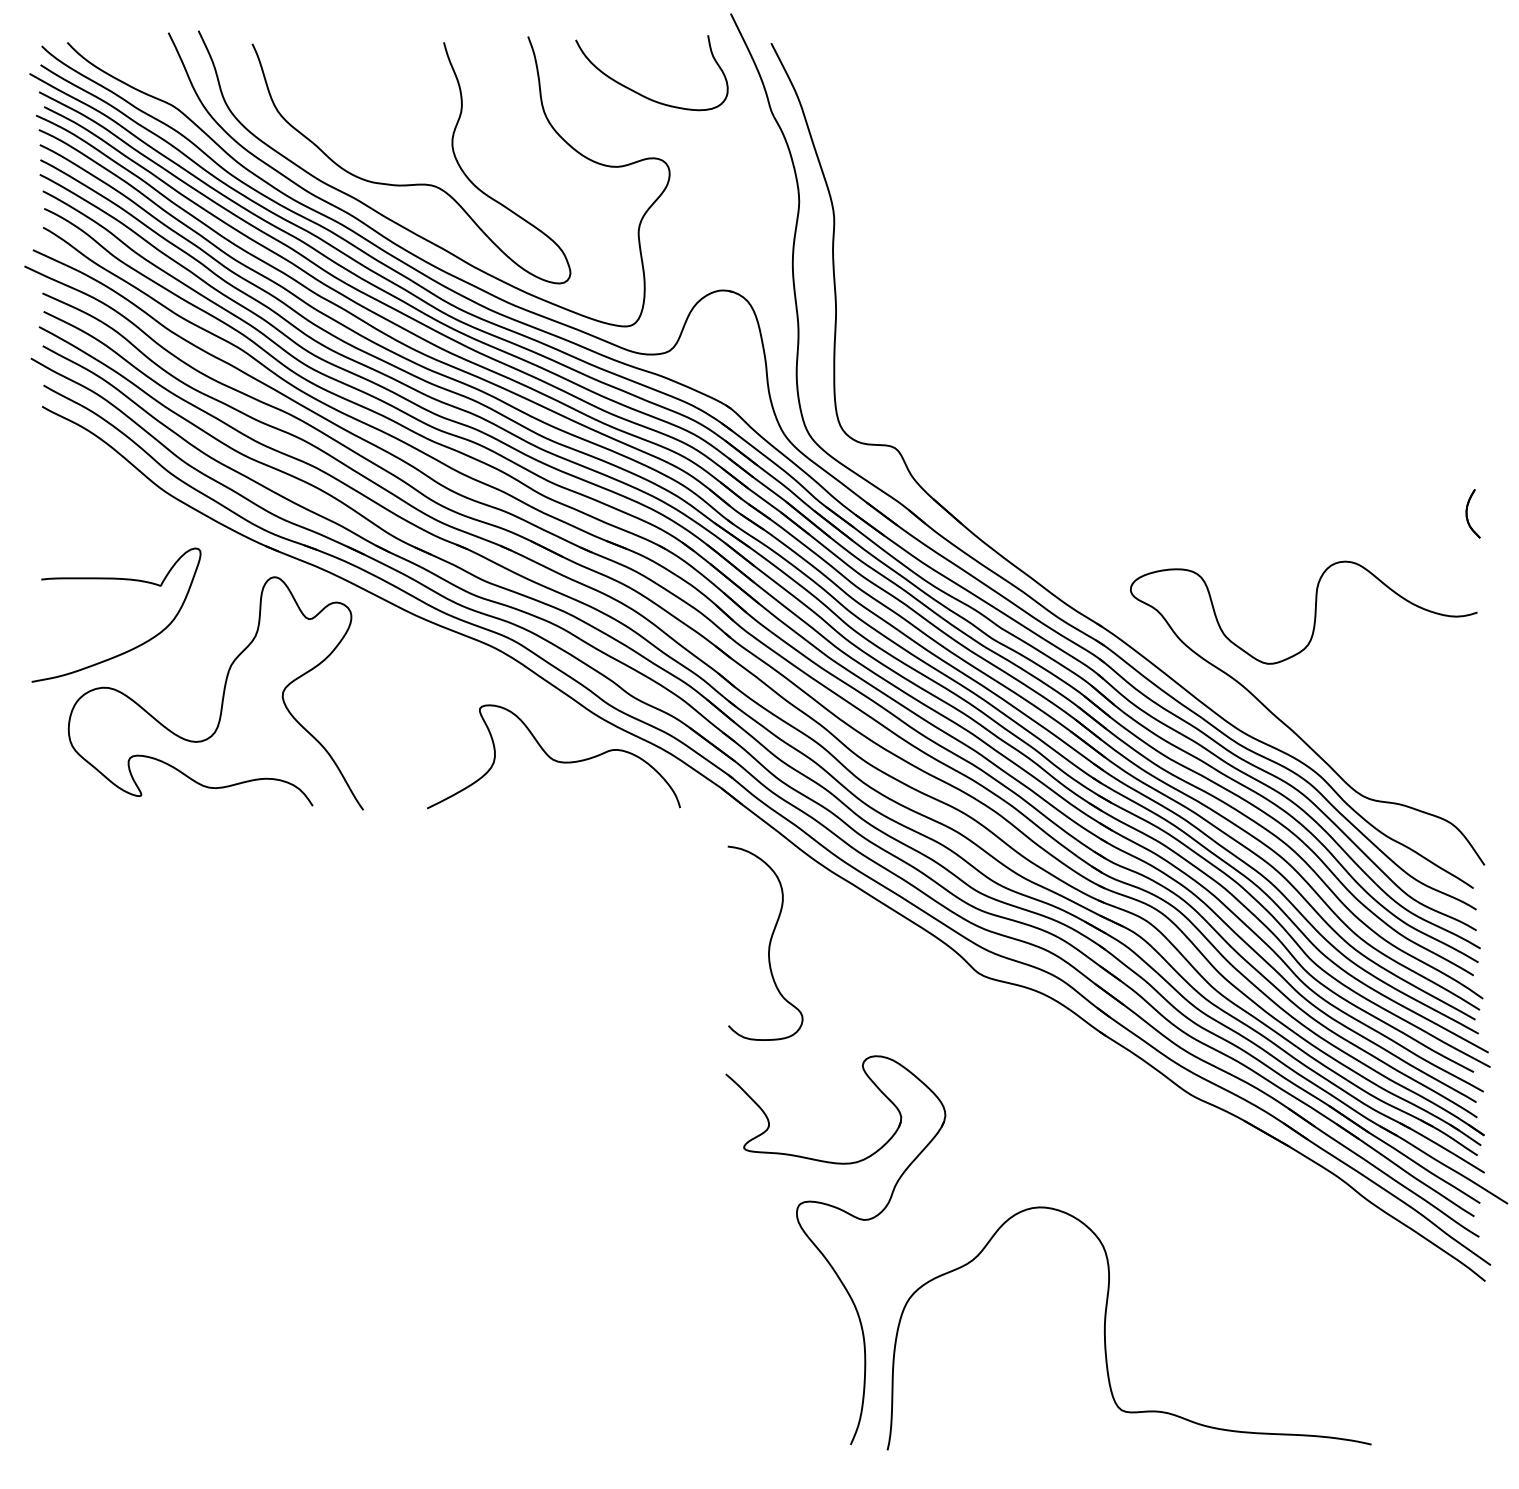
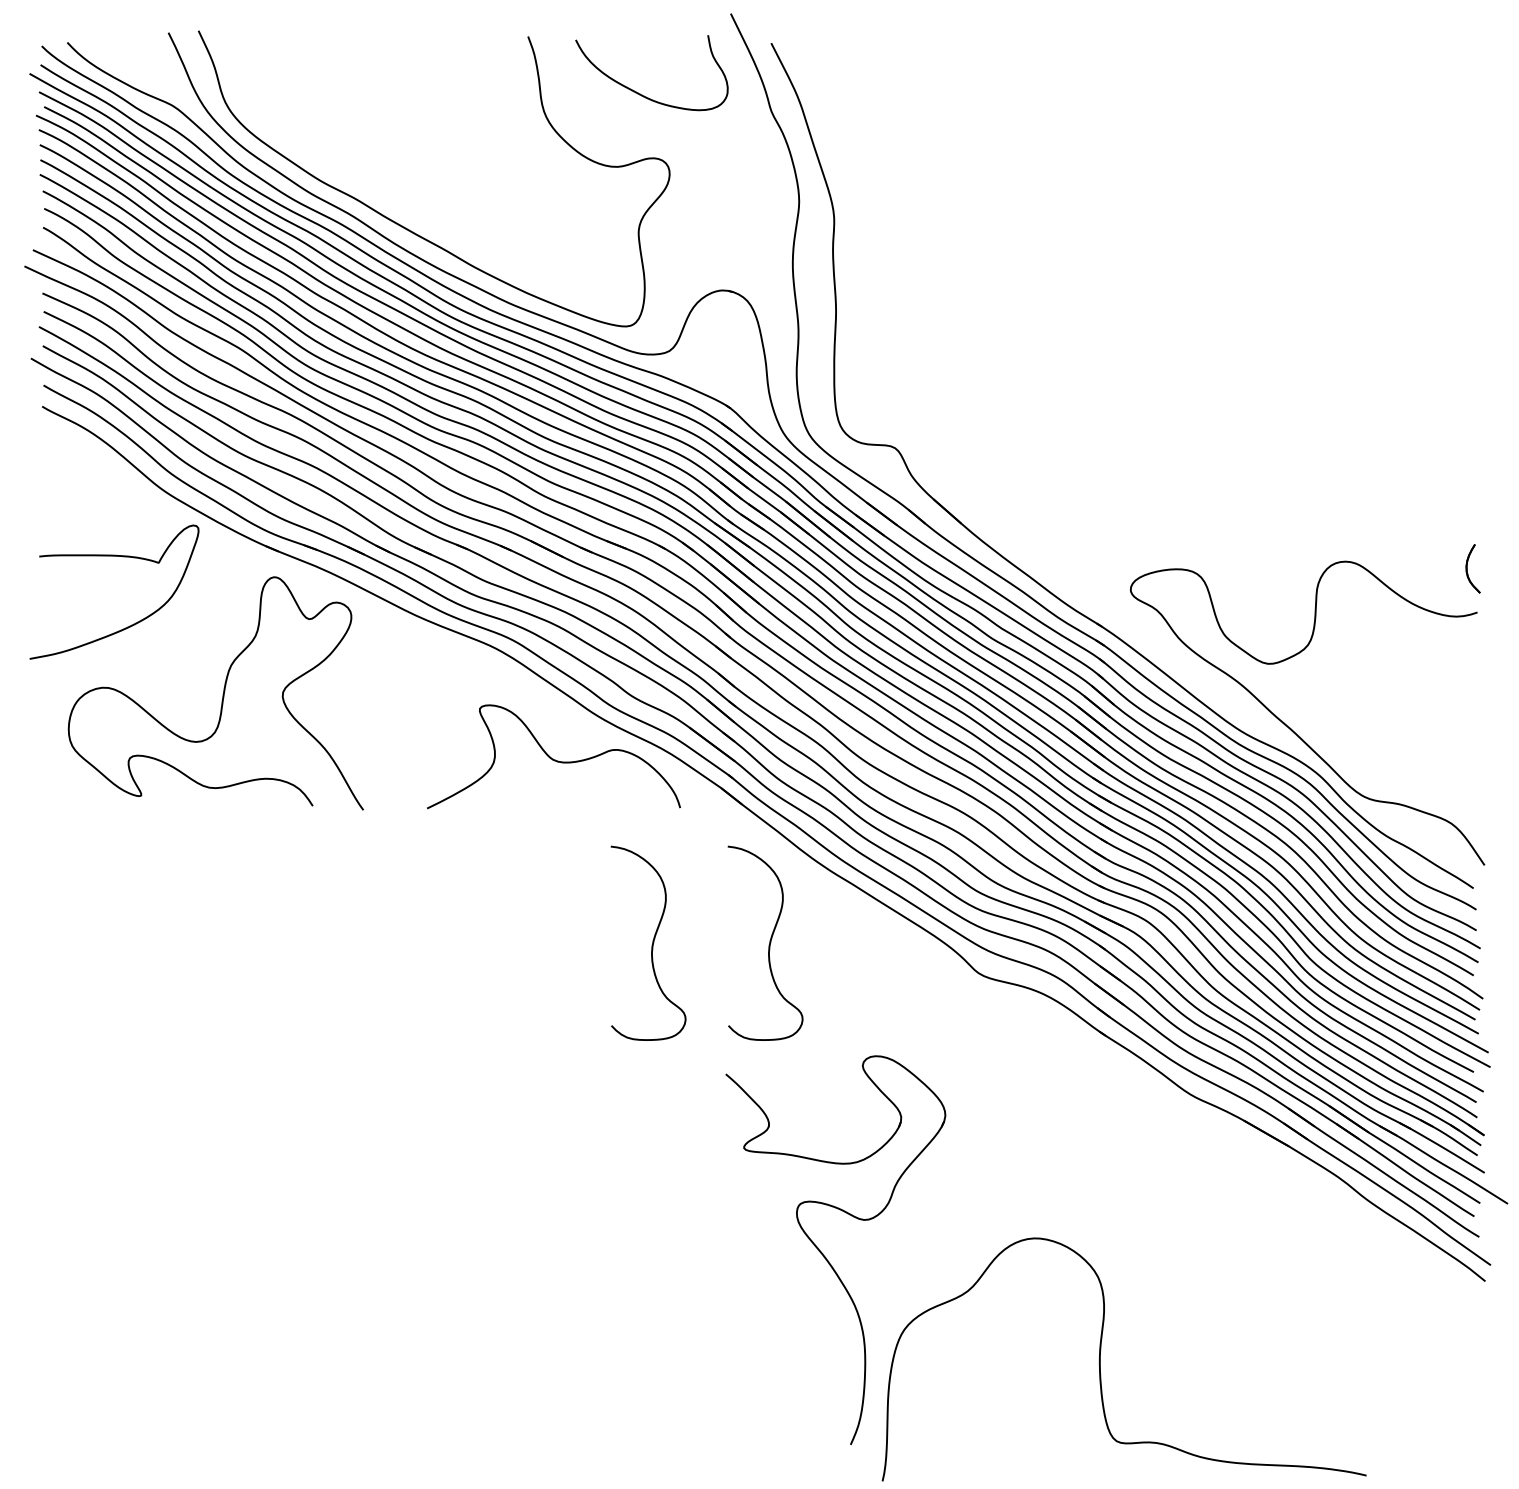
curve: present -> none (415, 183)
part position: (1472, 513) -> (1472, 568) (1472, 568)
part position: (124, 580) -> (122, 557) (122, 557)
curve: none -> present (652, 942)
curve position: (1105, 1328) -> (1100, 1359) (1100, 1359)
